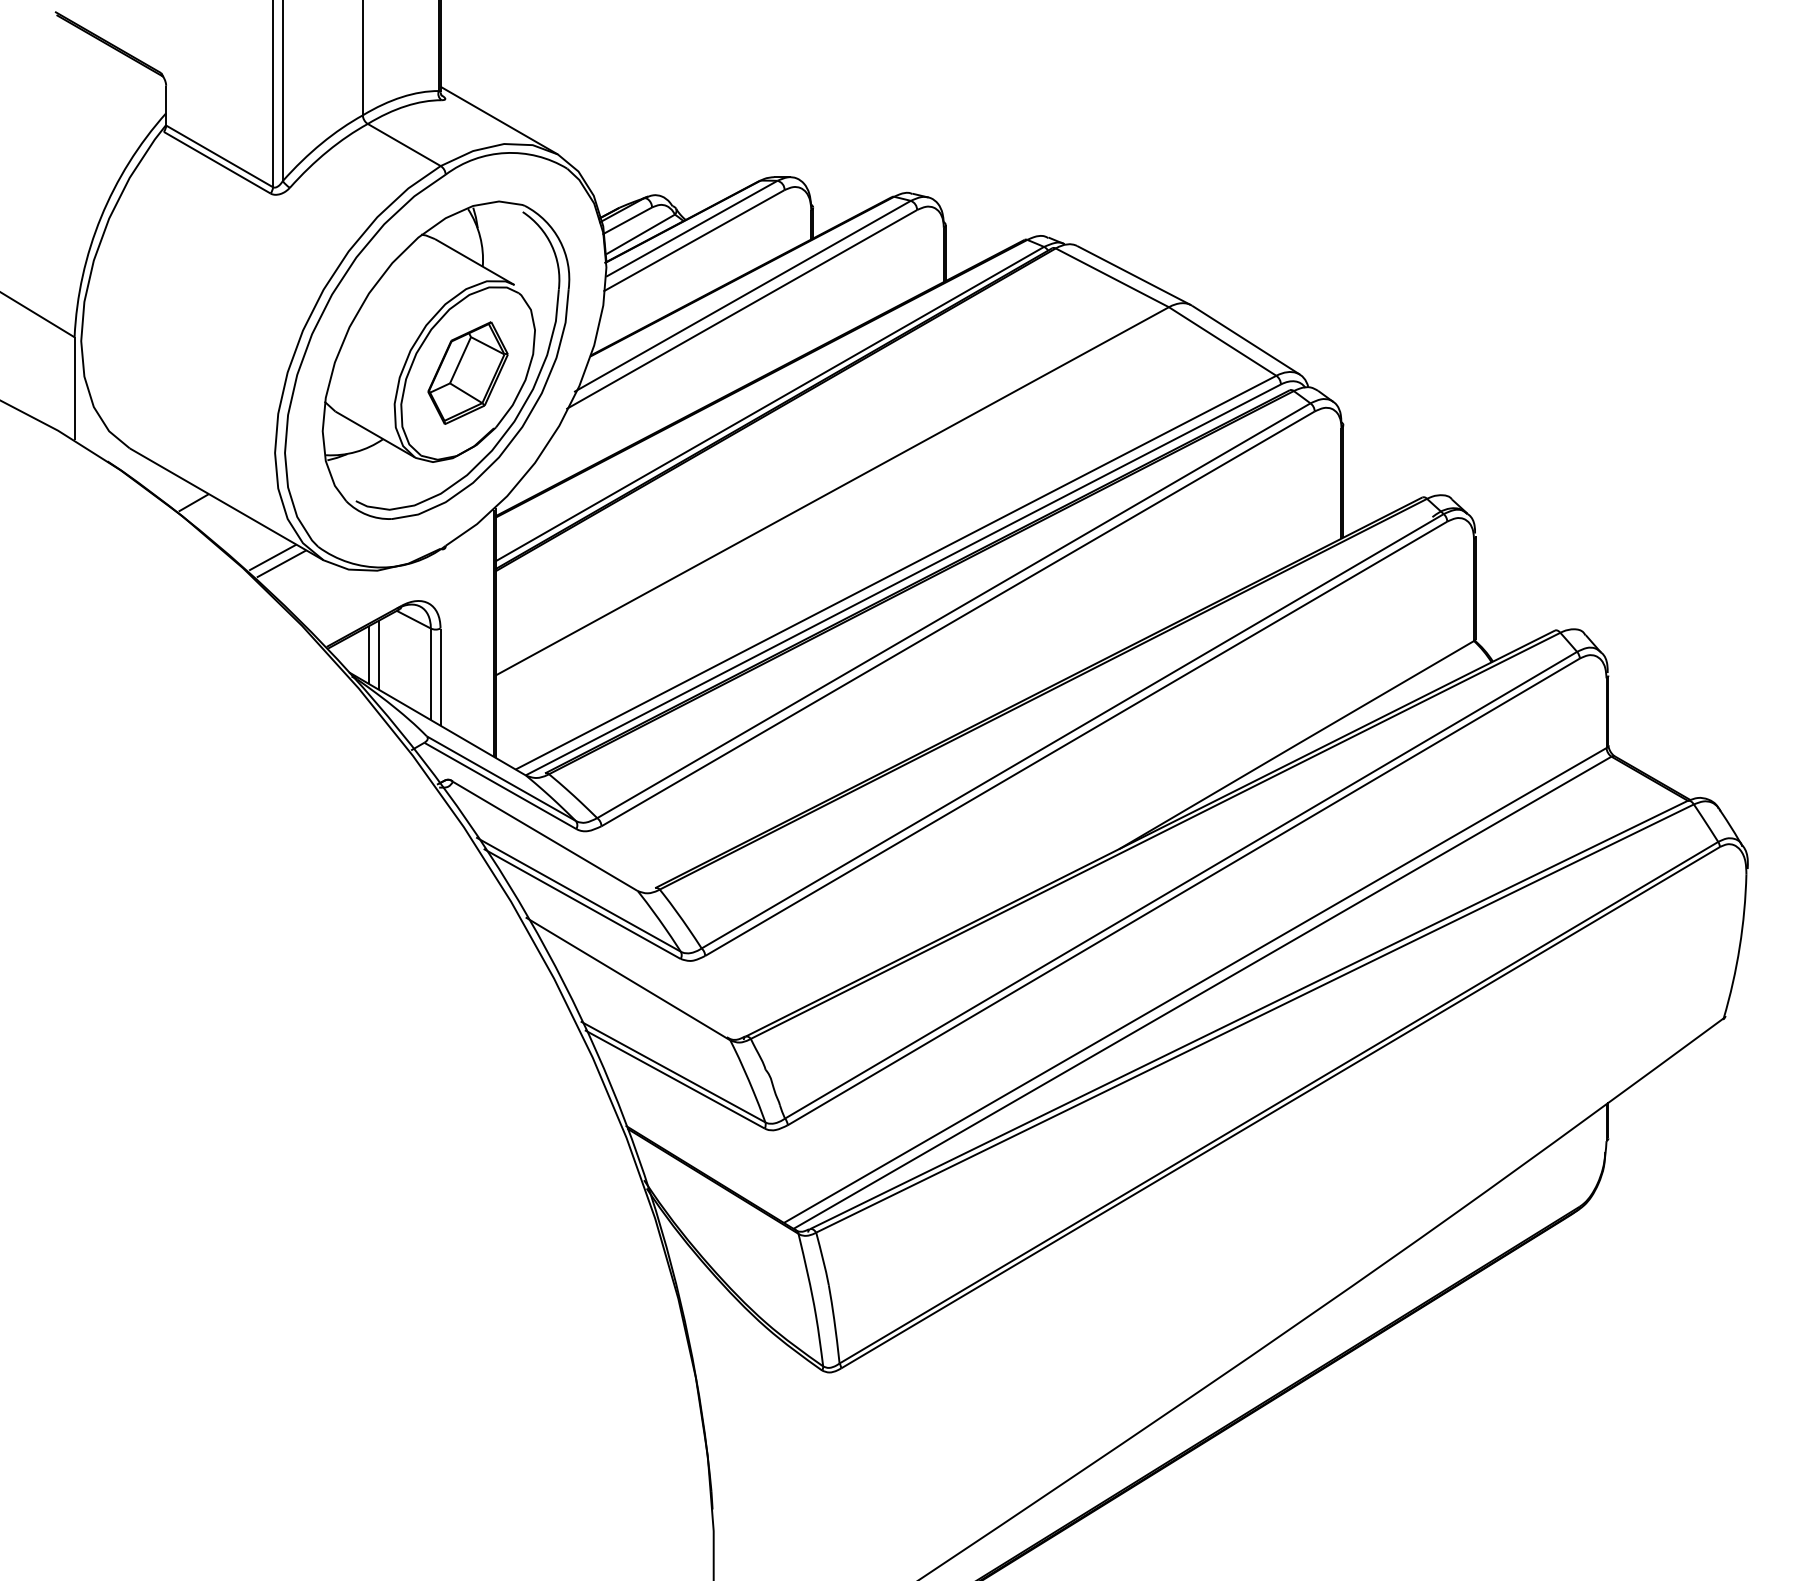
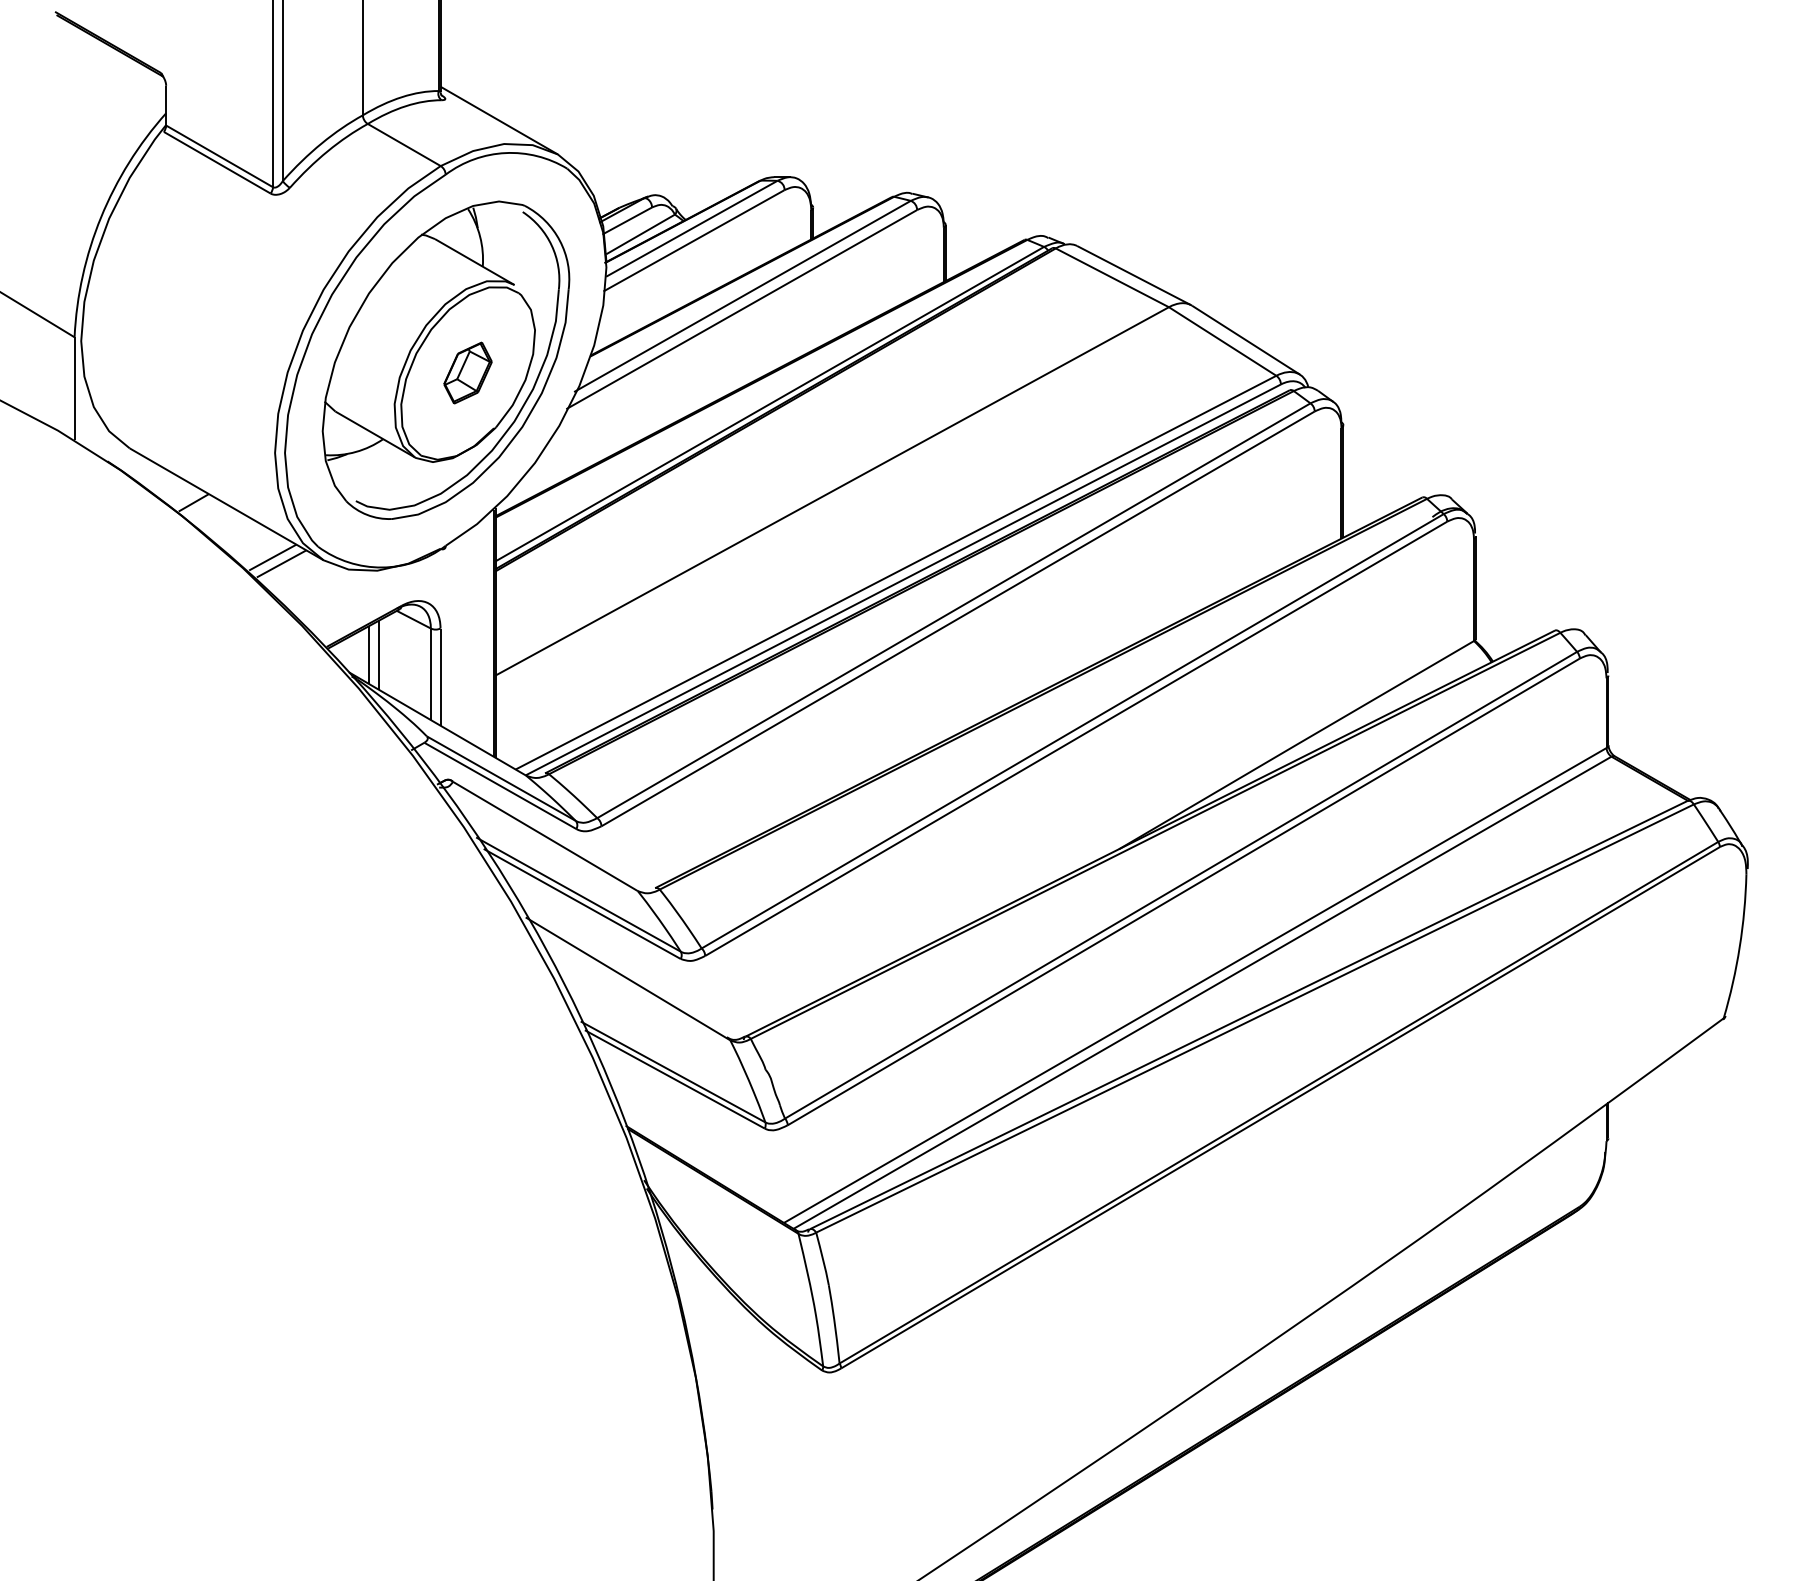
part size: 82x104 px -> 50x64 px (467, 372)
